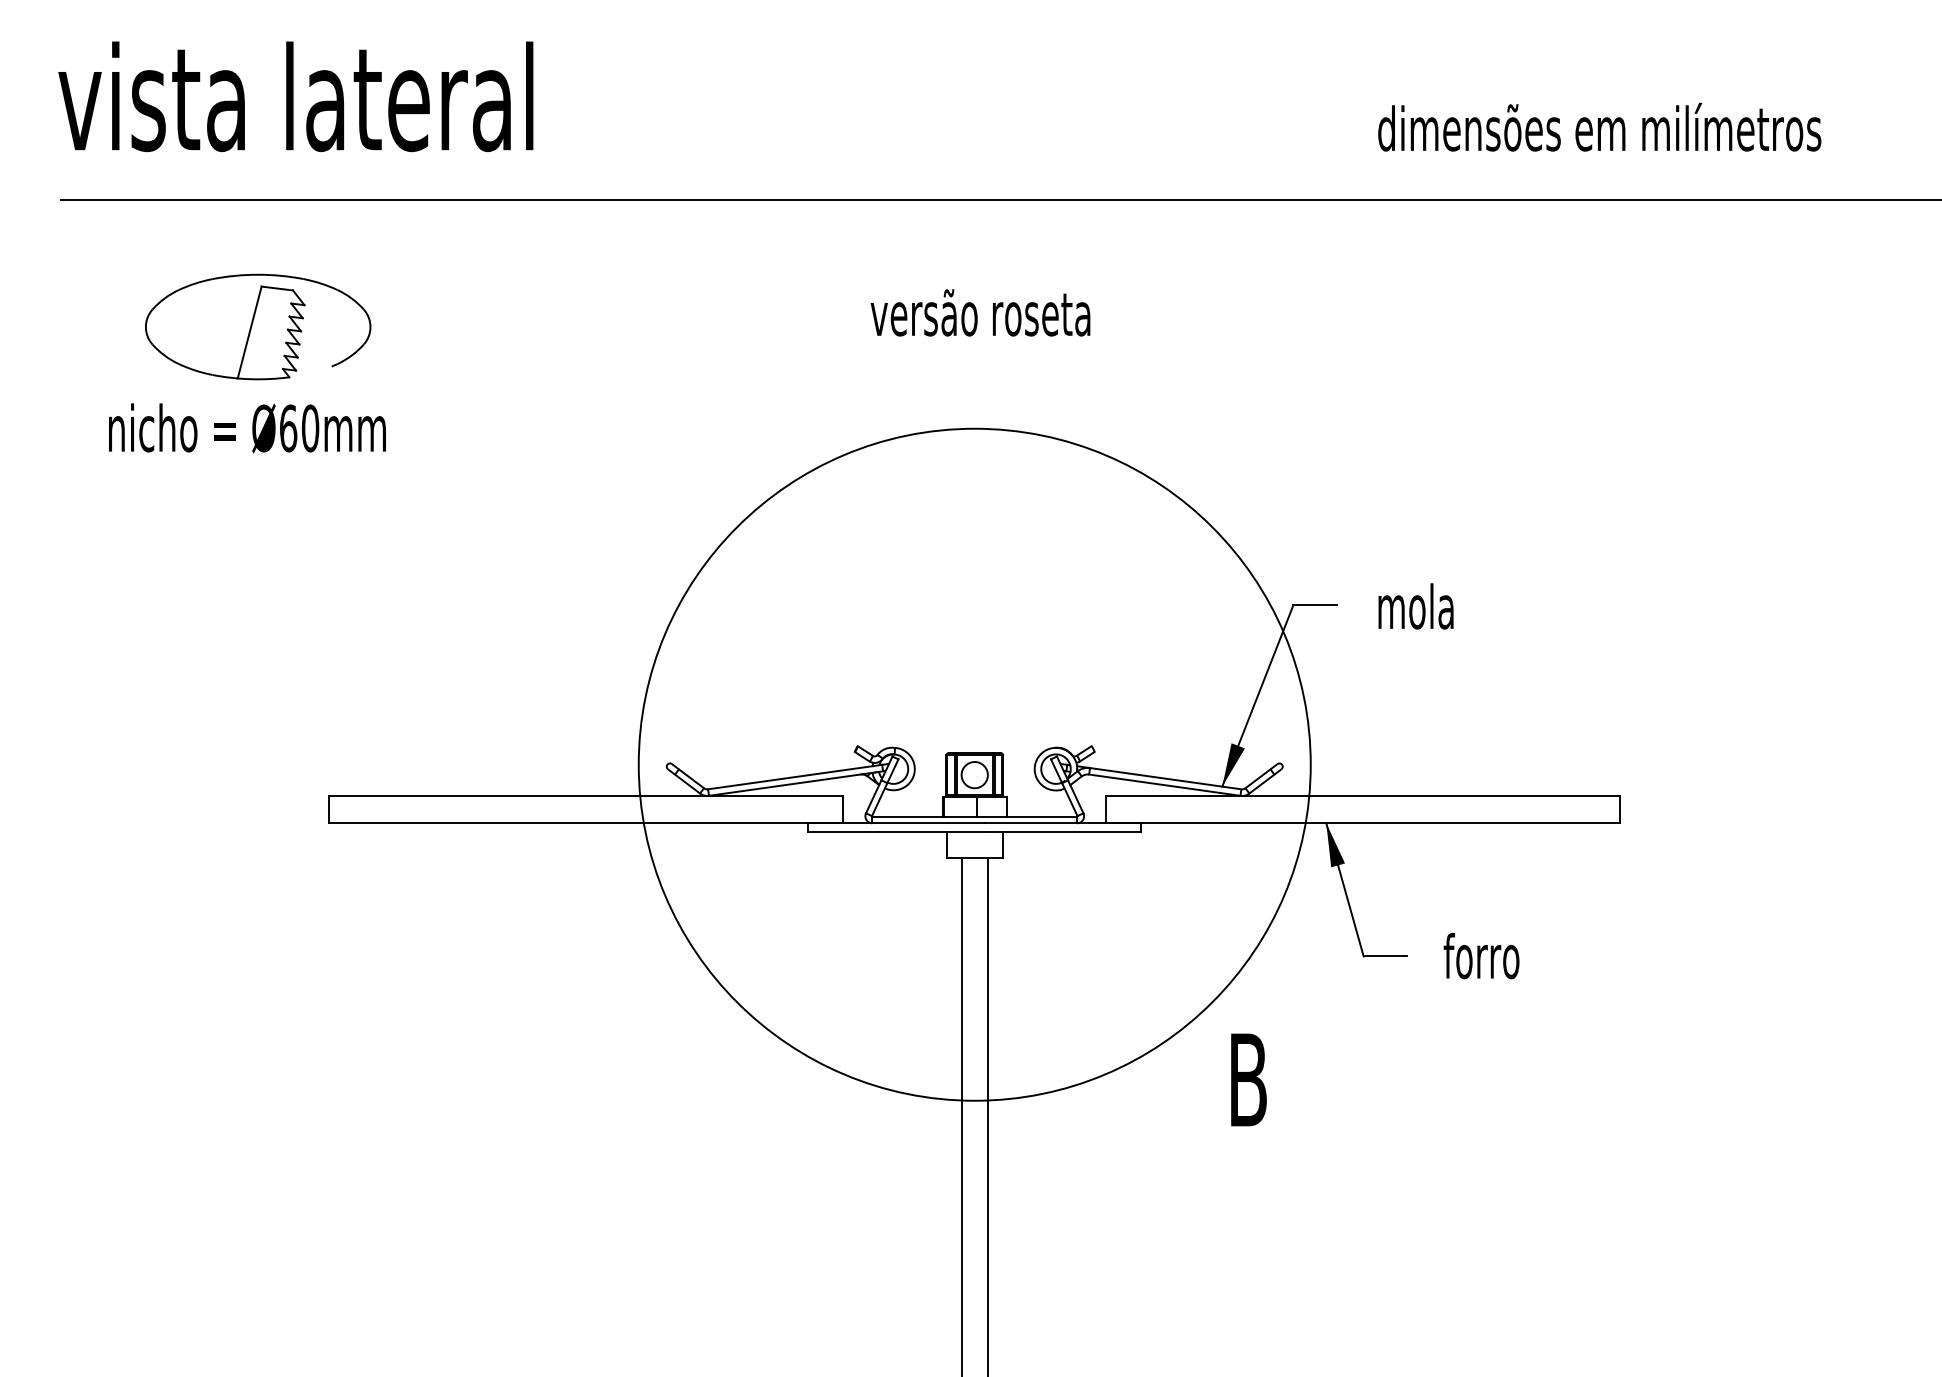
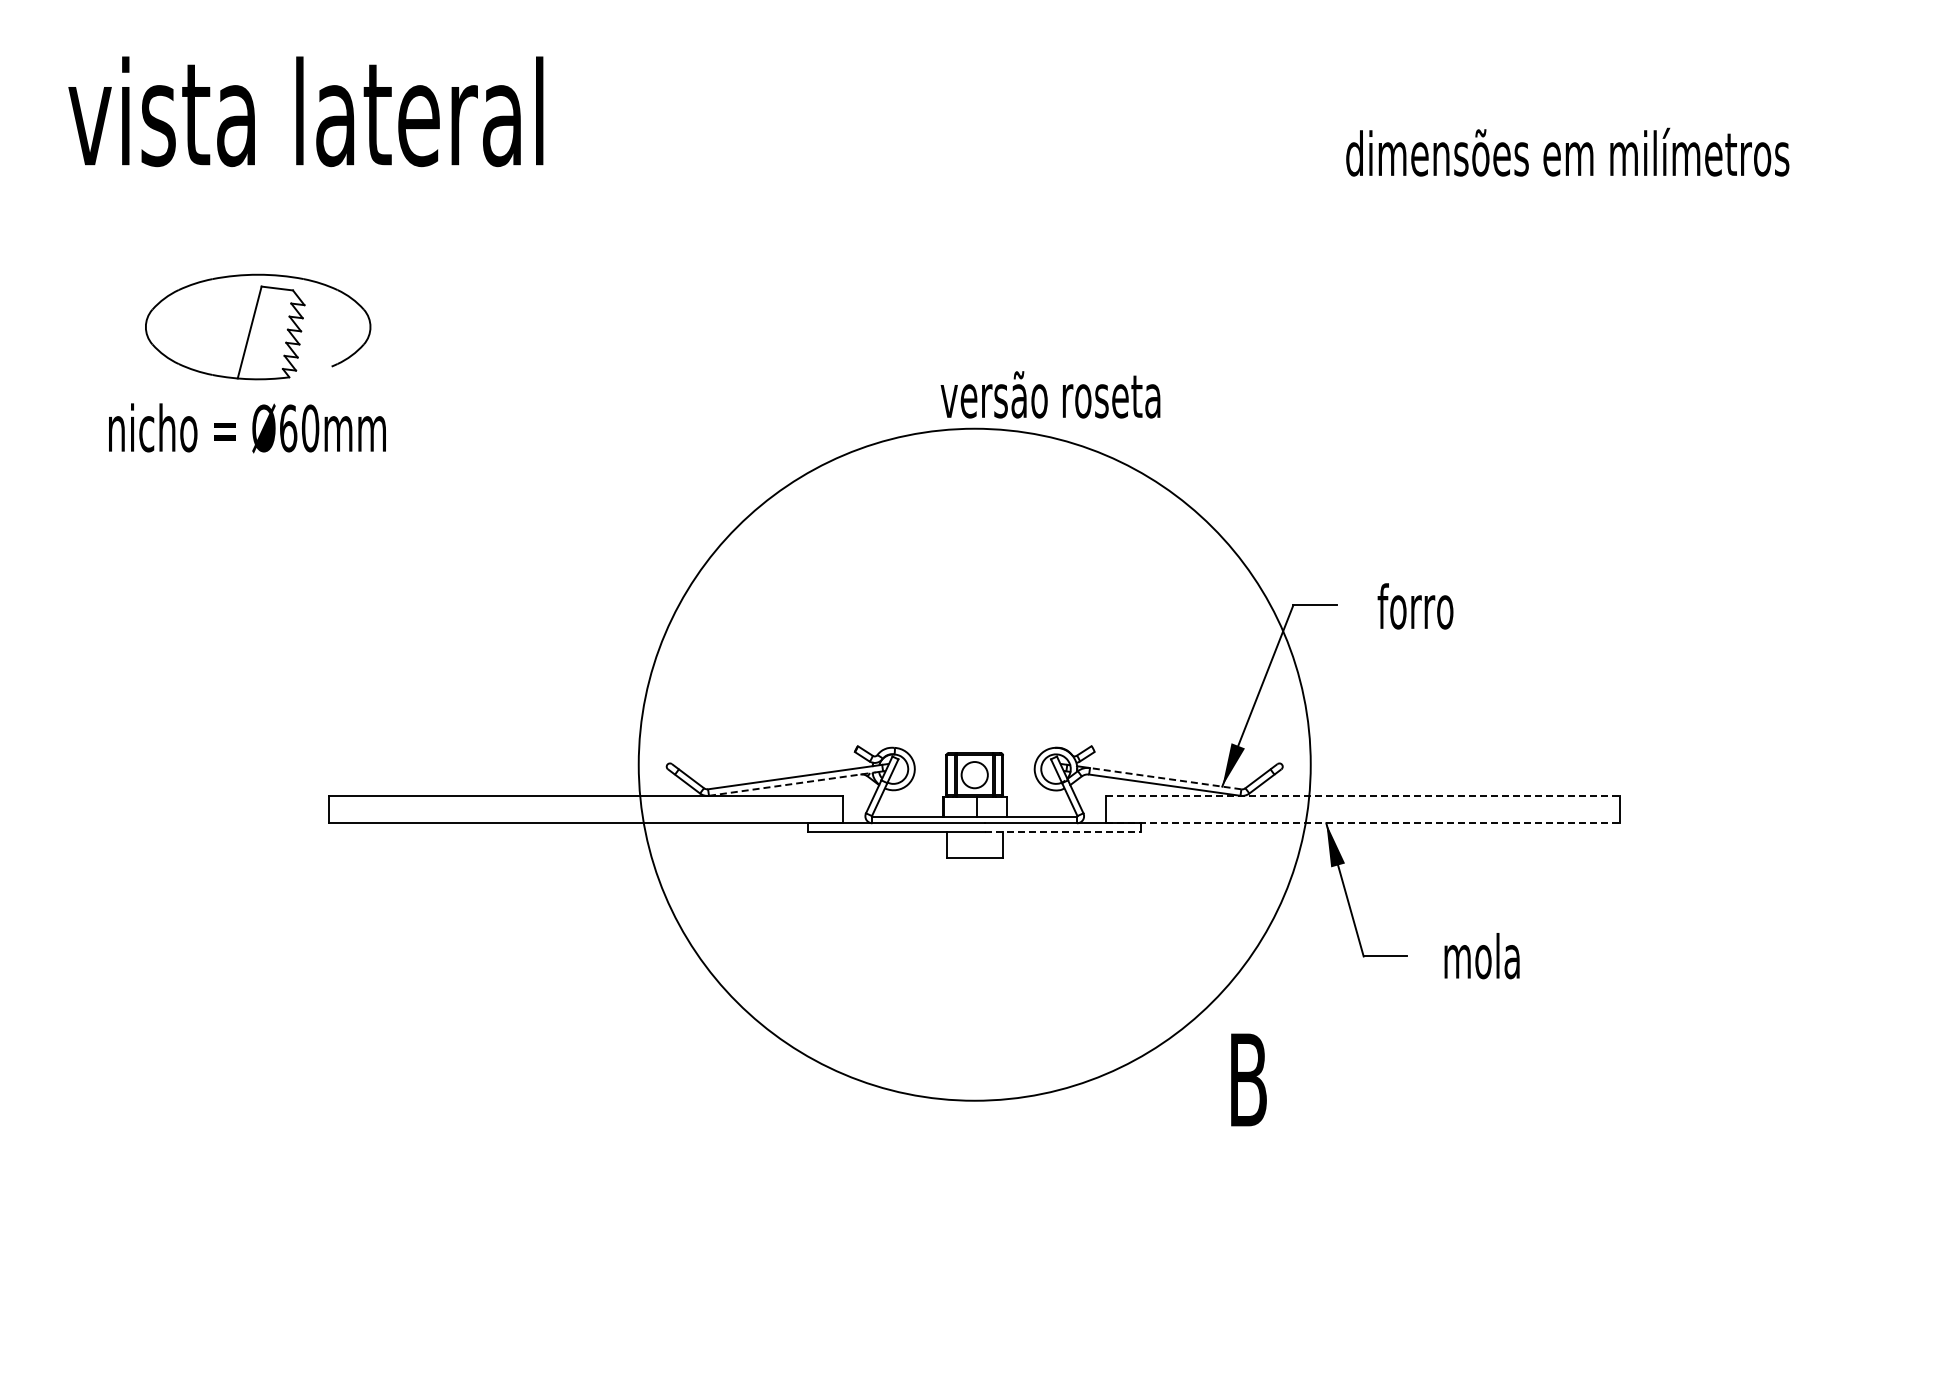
text position: (295, 96) -> (305, 111) (305, 111)
text position: (1599, 126) -> (1567, 151) (1567, 151)
line: present -> none (999, 199)
text position: (980, 312) -> (1050, 394) (1050, 394)
text: mola -> forro (1415, 606)
line: solid -> dashed (1165, 778)
line: solid -> dashed (792, 784)
line: solid -> dashed (1363, 795)
line: solid -> dashed (1363, 823)
line: solid -> dashed (1063, 832)
text: forro -> mola (1481, 956)
line: present -> none (961, 1115)
line: present -> none (987, 1115)
